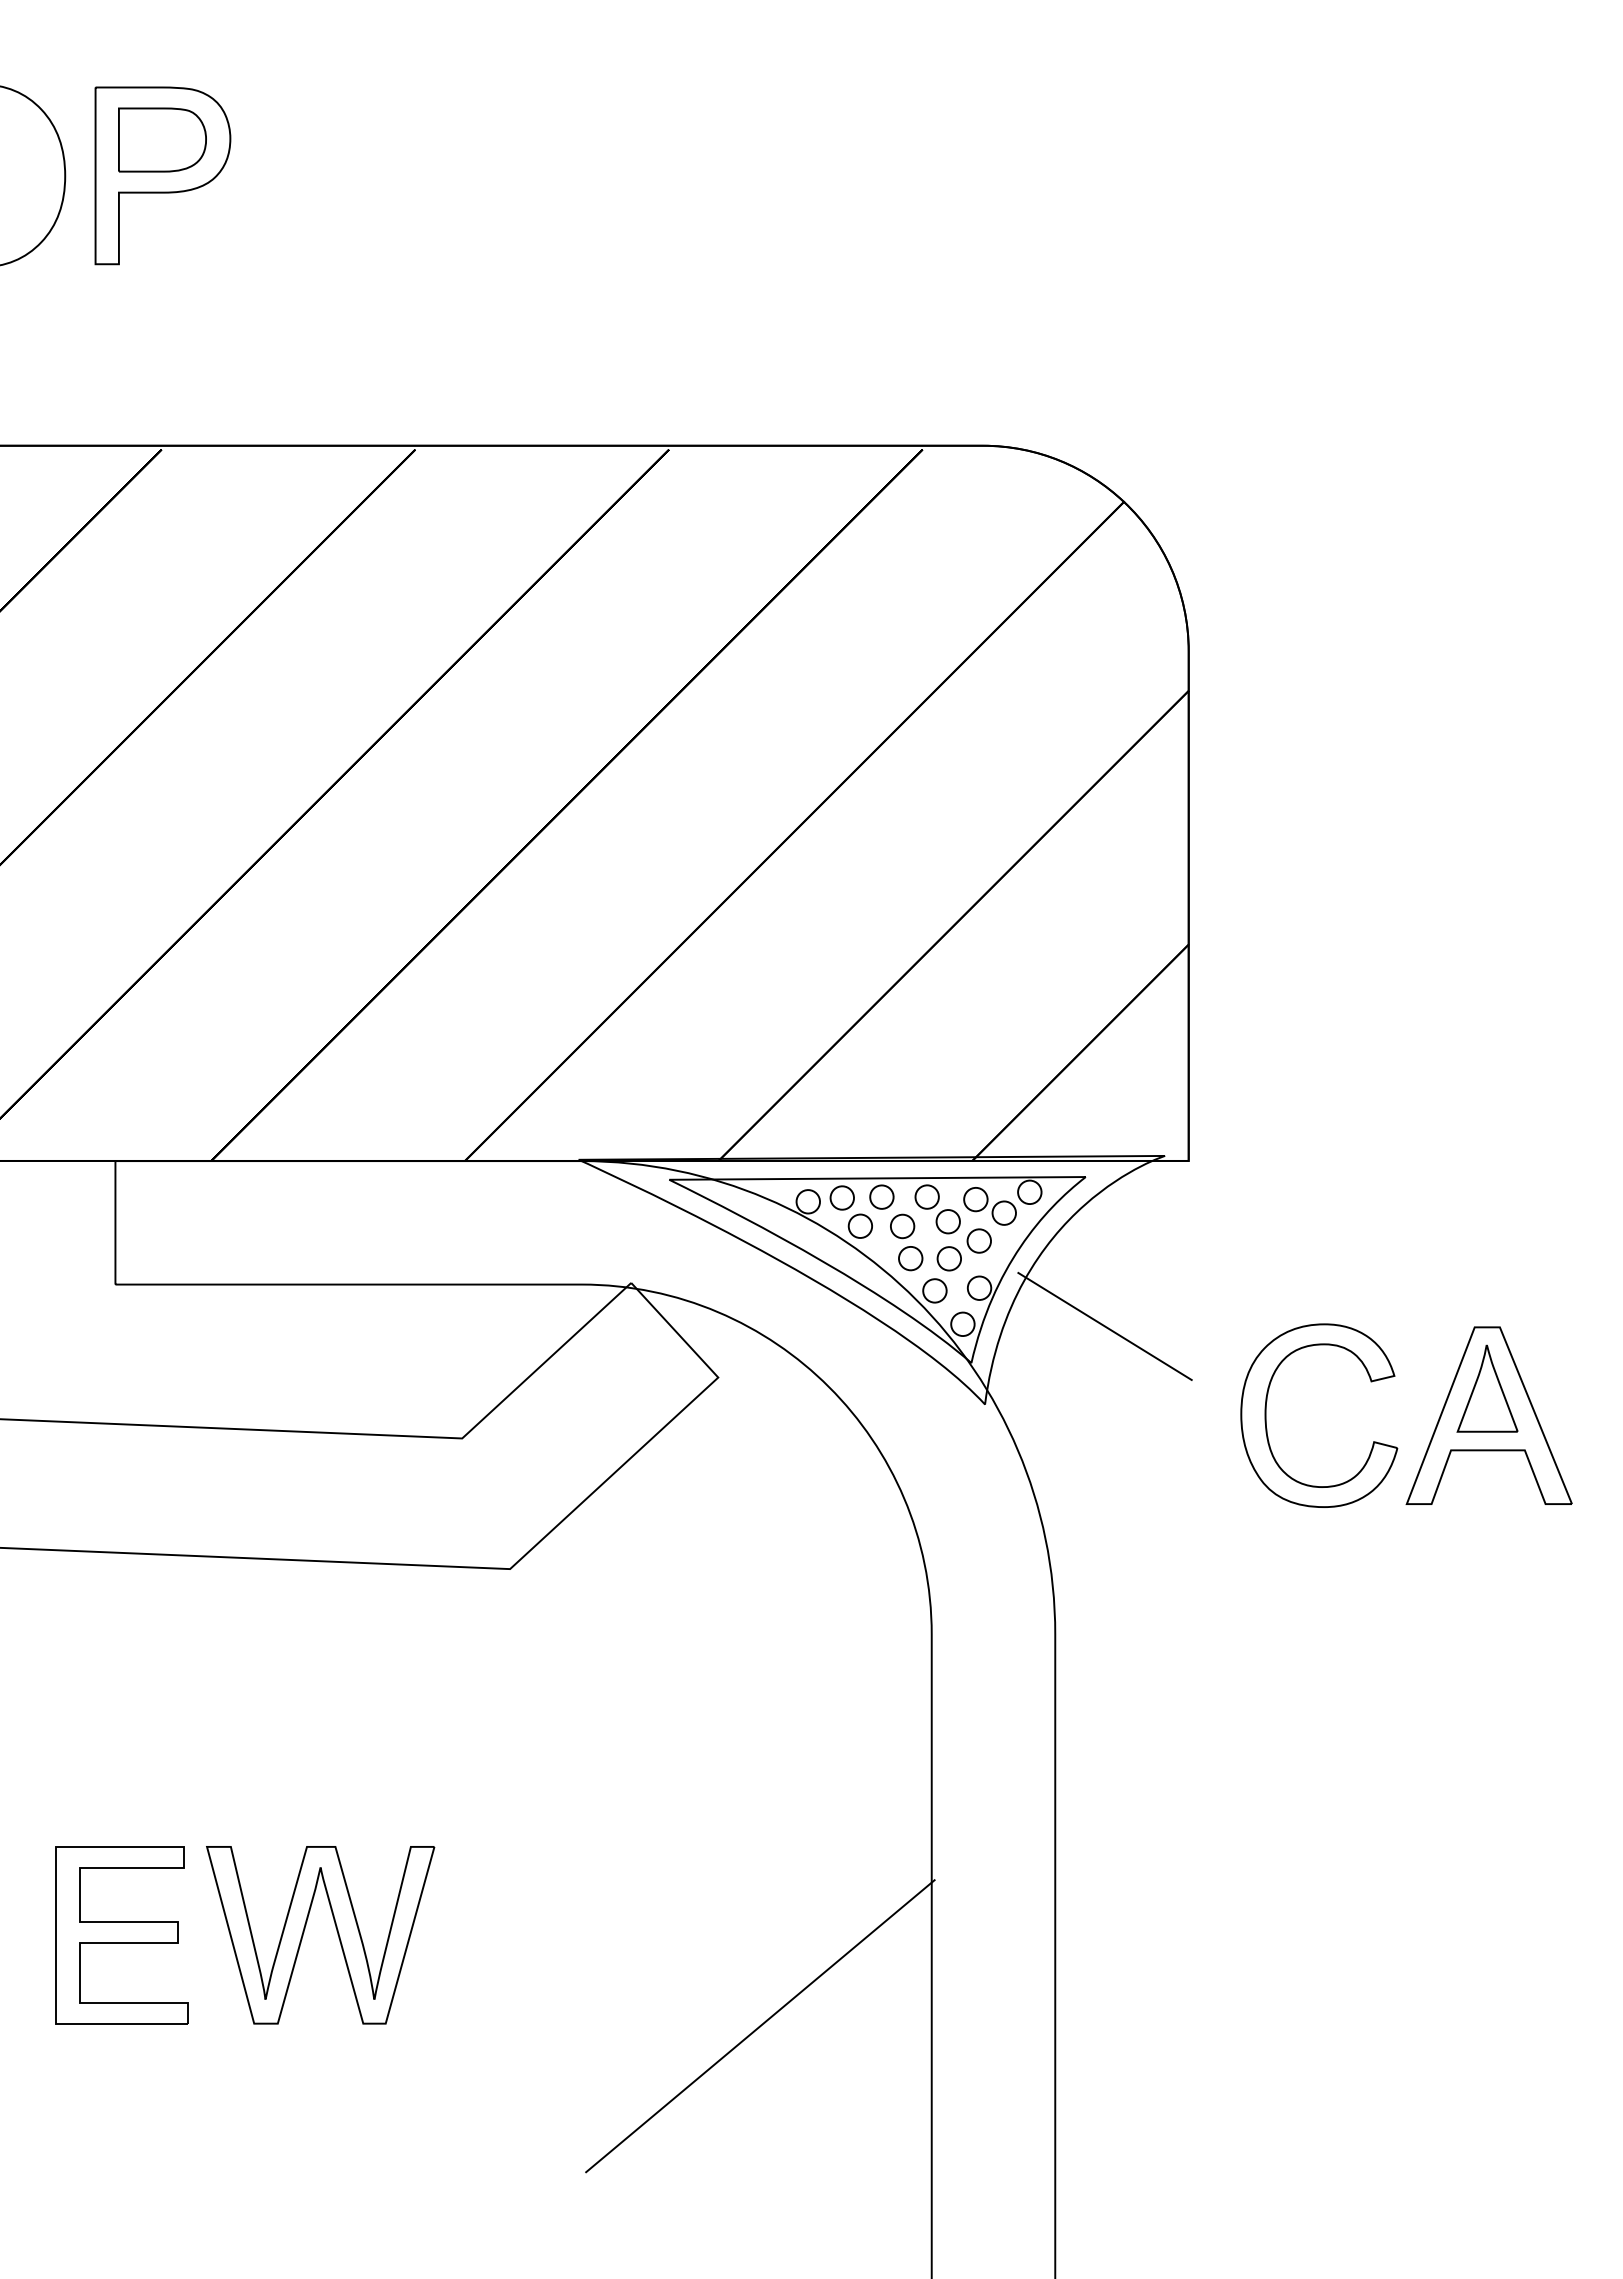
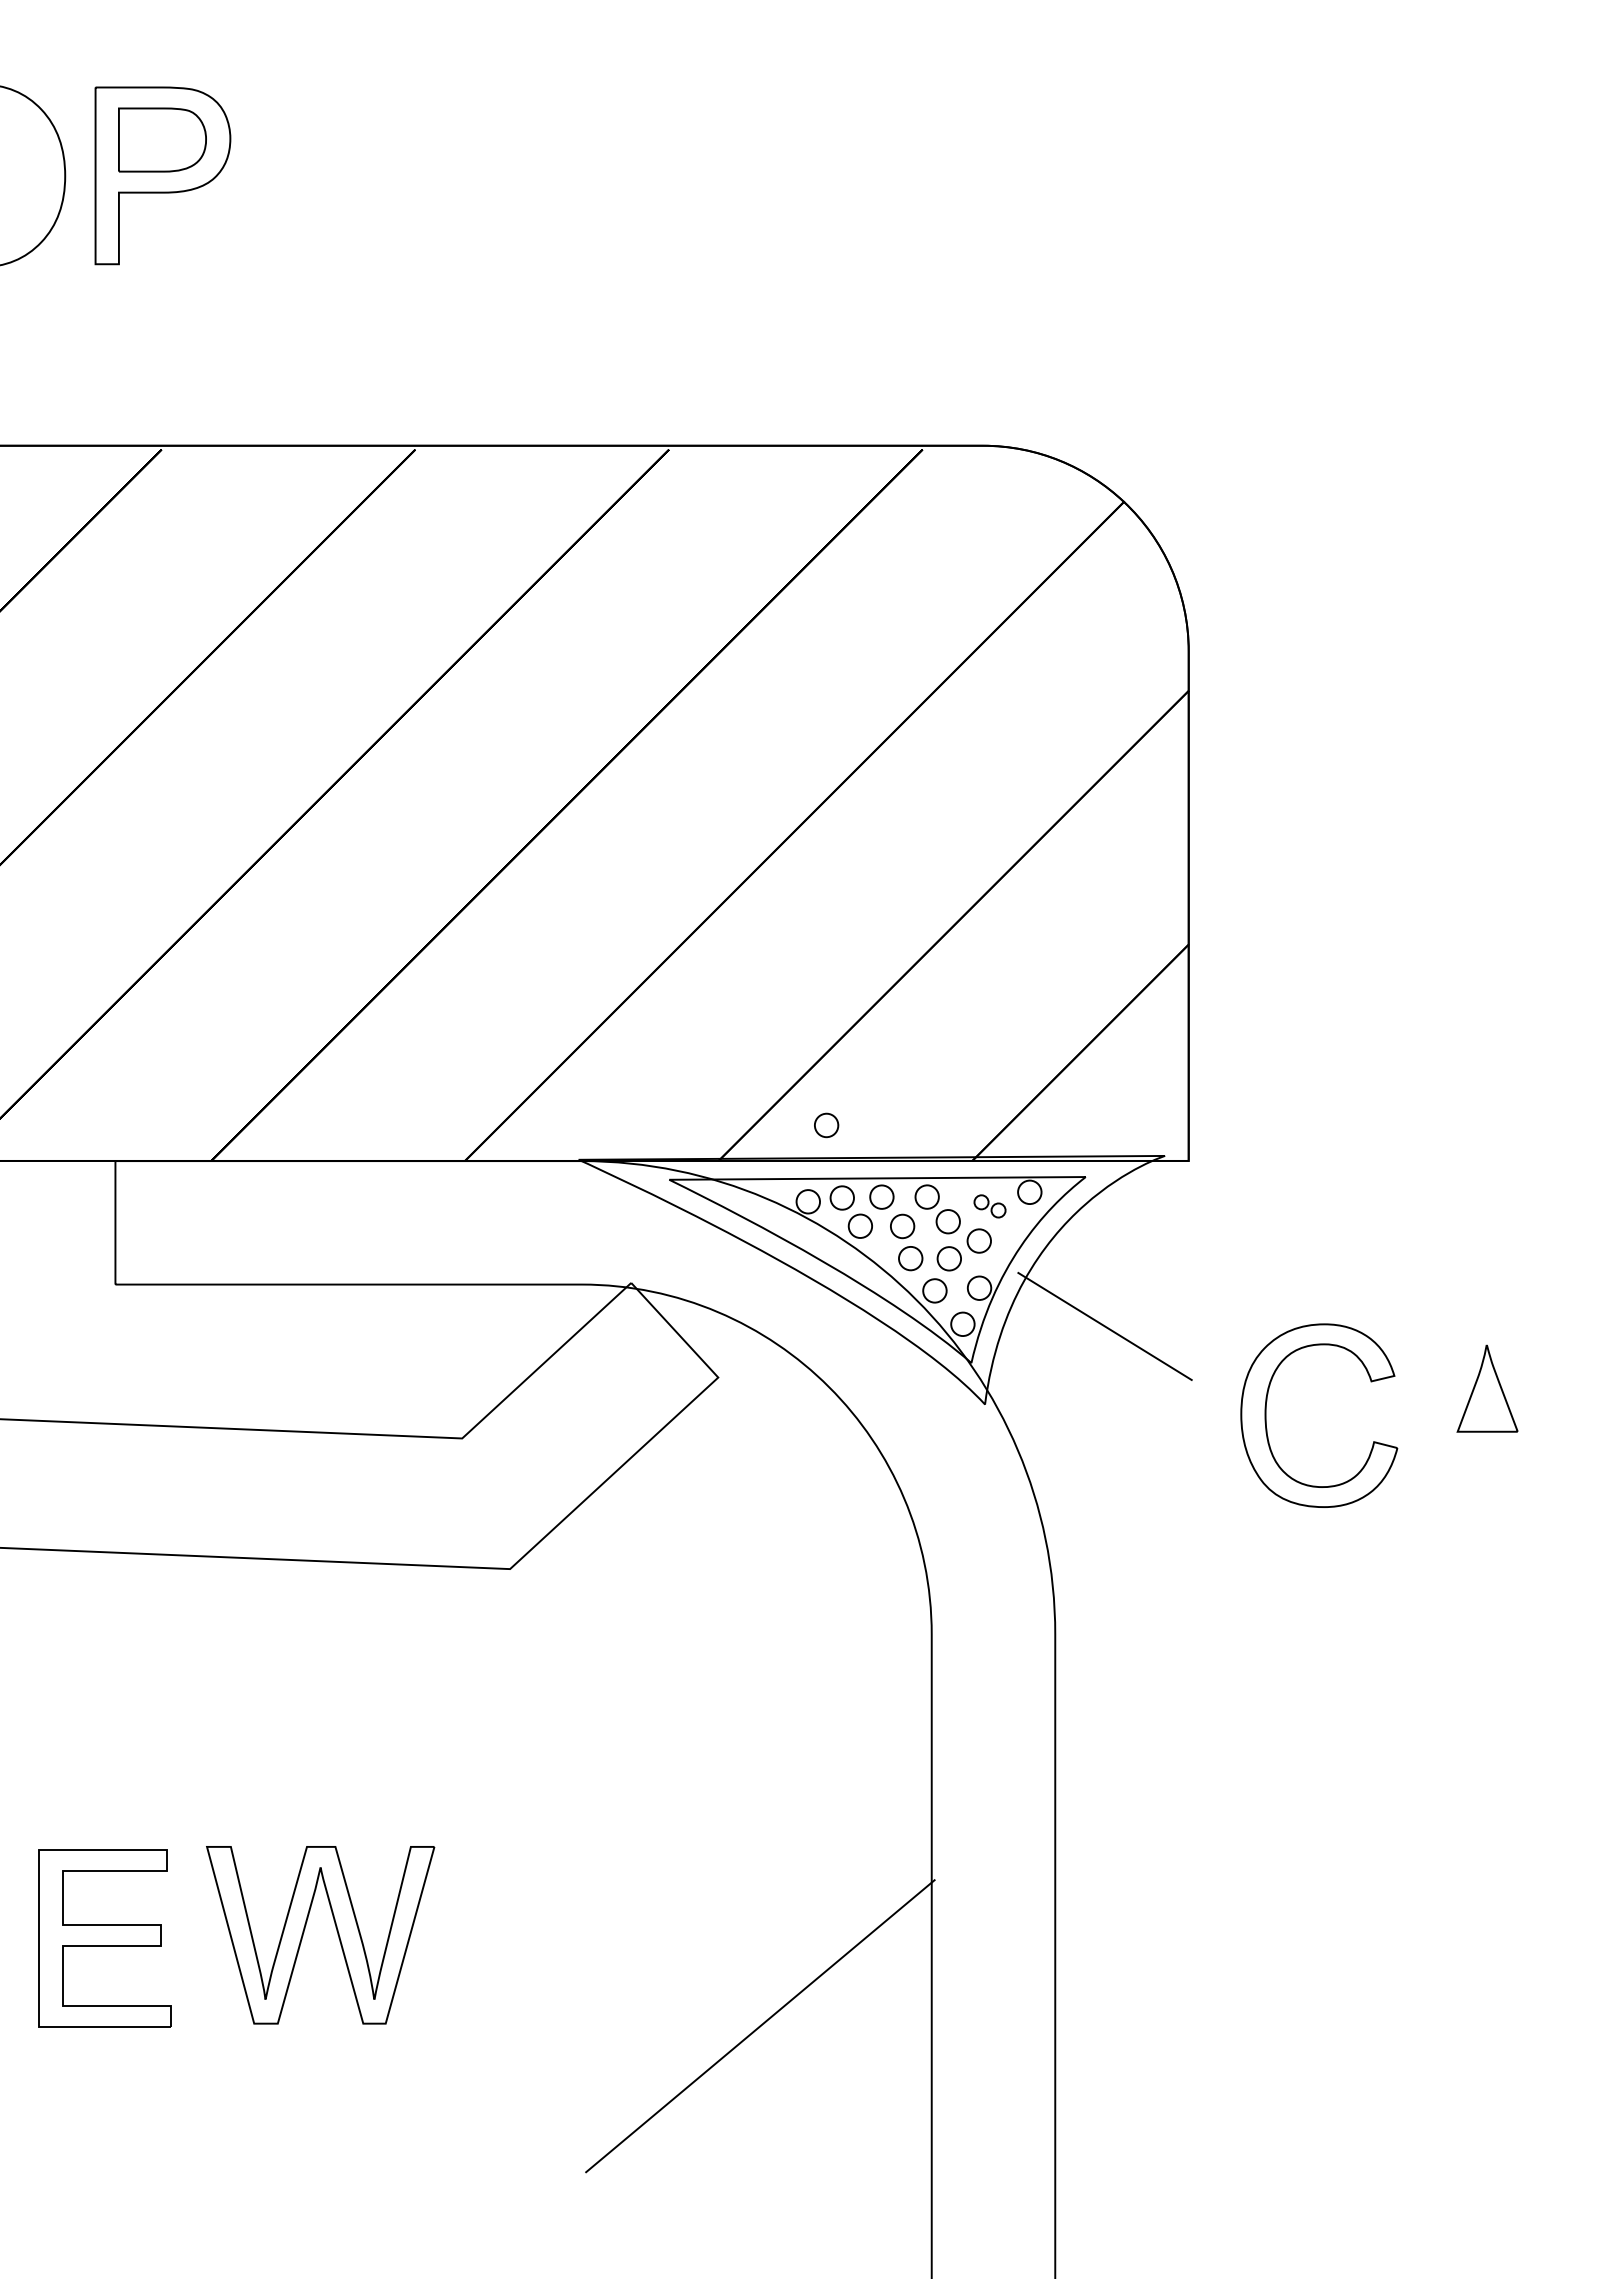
part: none -> present (826, 1125)
part size: 54x39 px -> 34x25 px (989, 1206)
part: present -> none (1488, 1415)
part position: (121, 1935) -> (104, 1938) (104, 1938)
